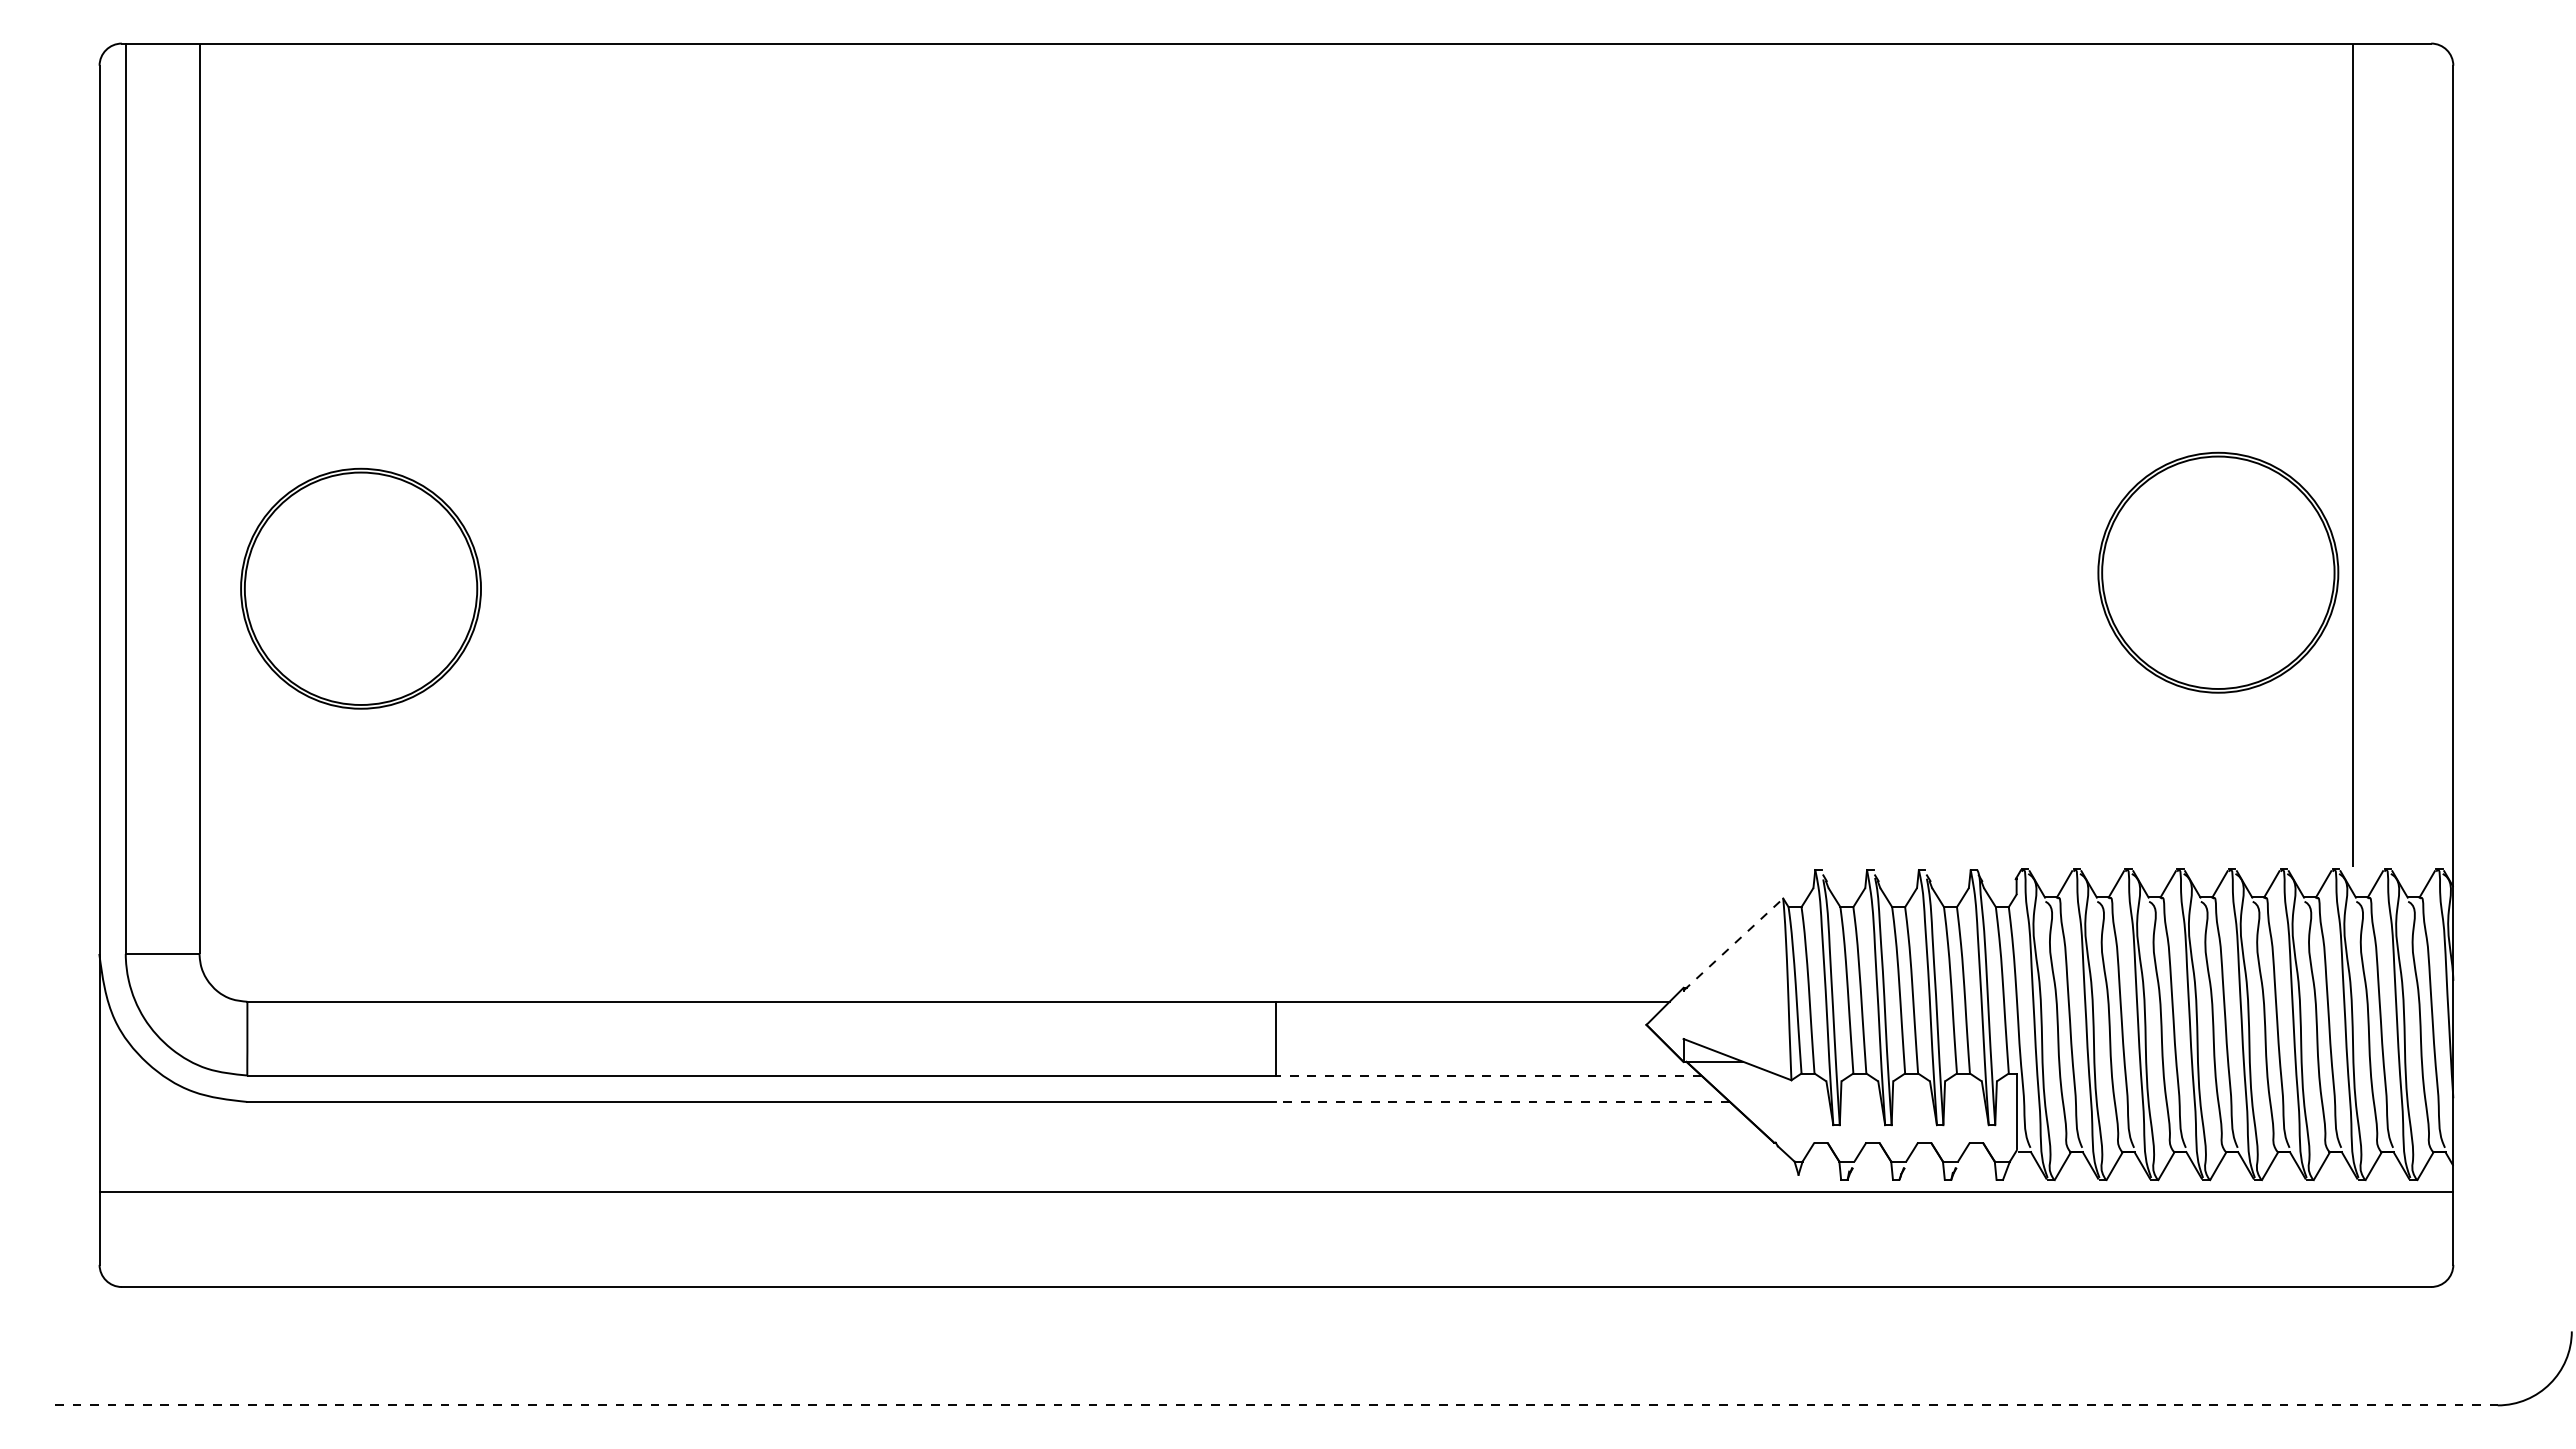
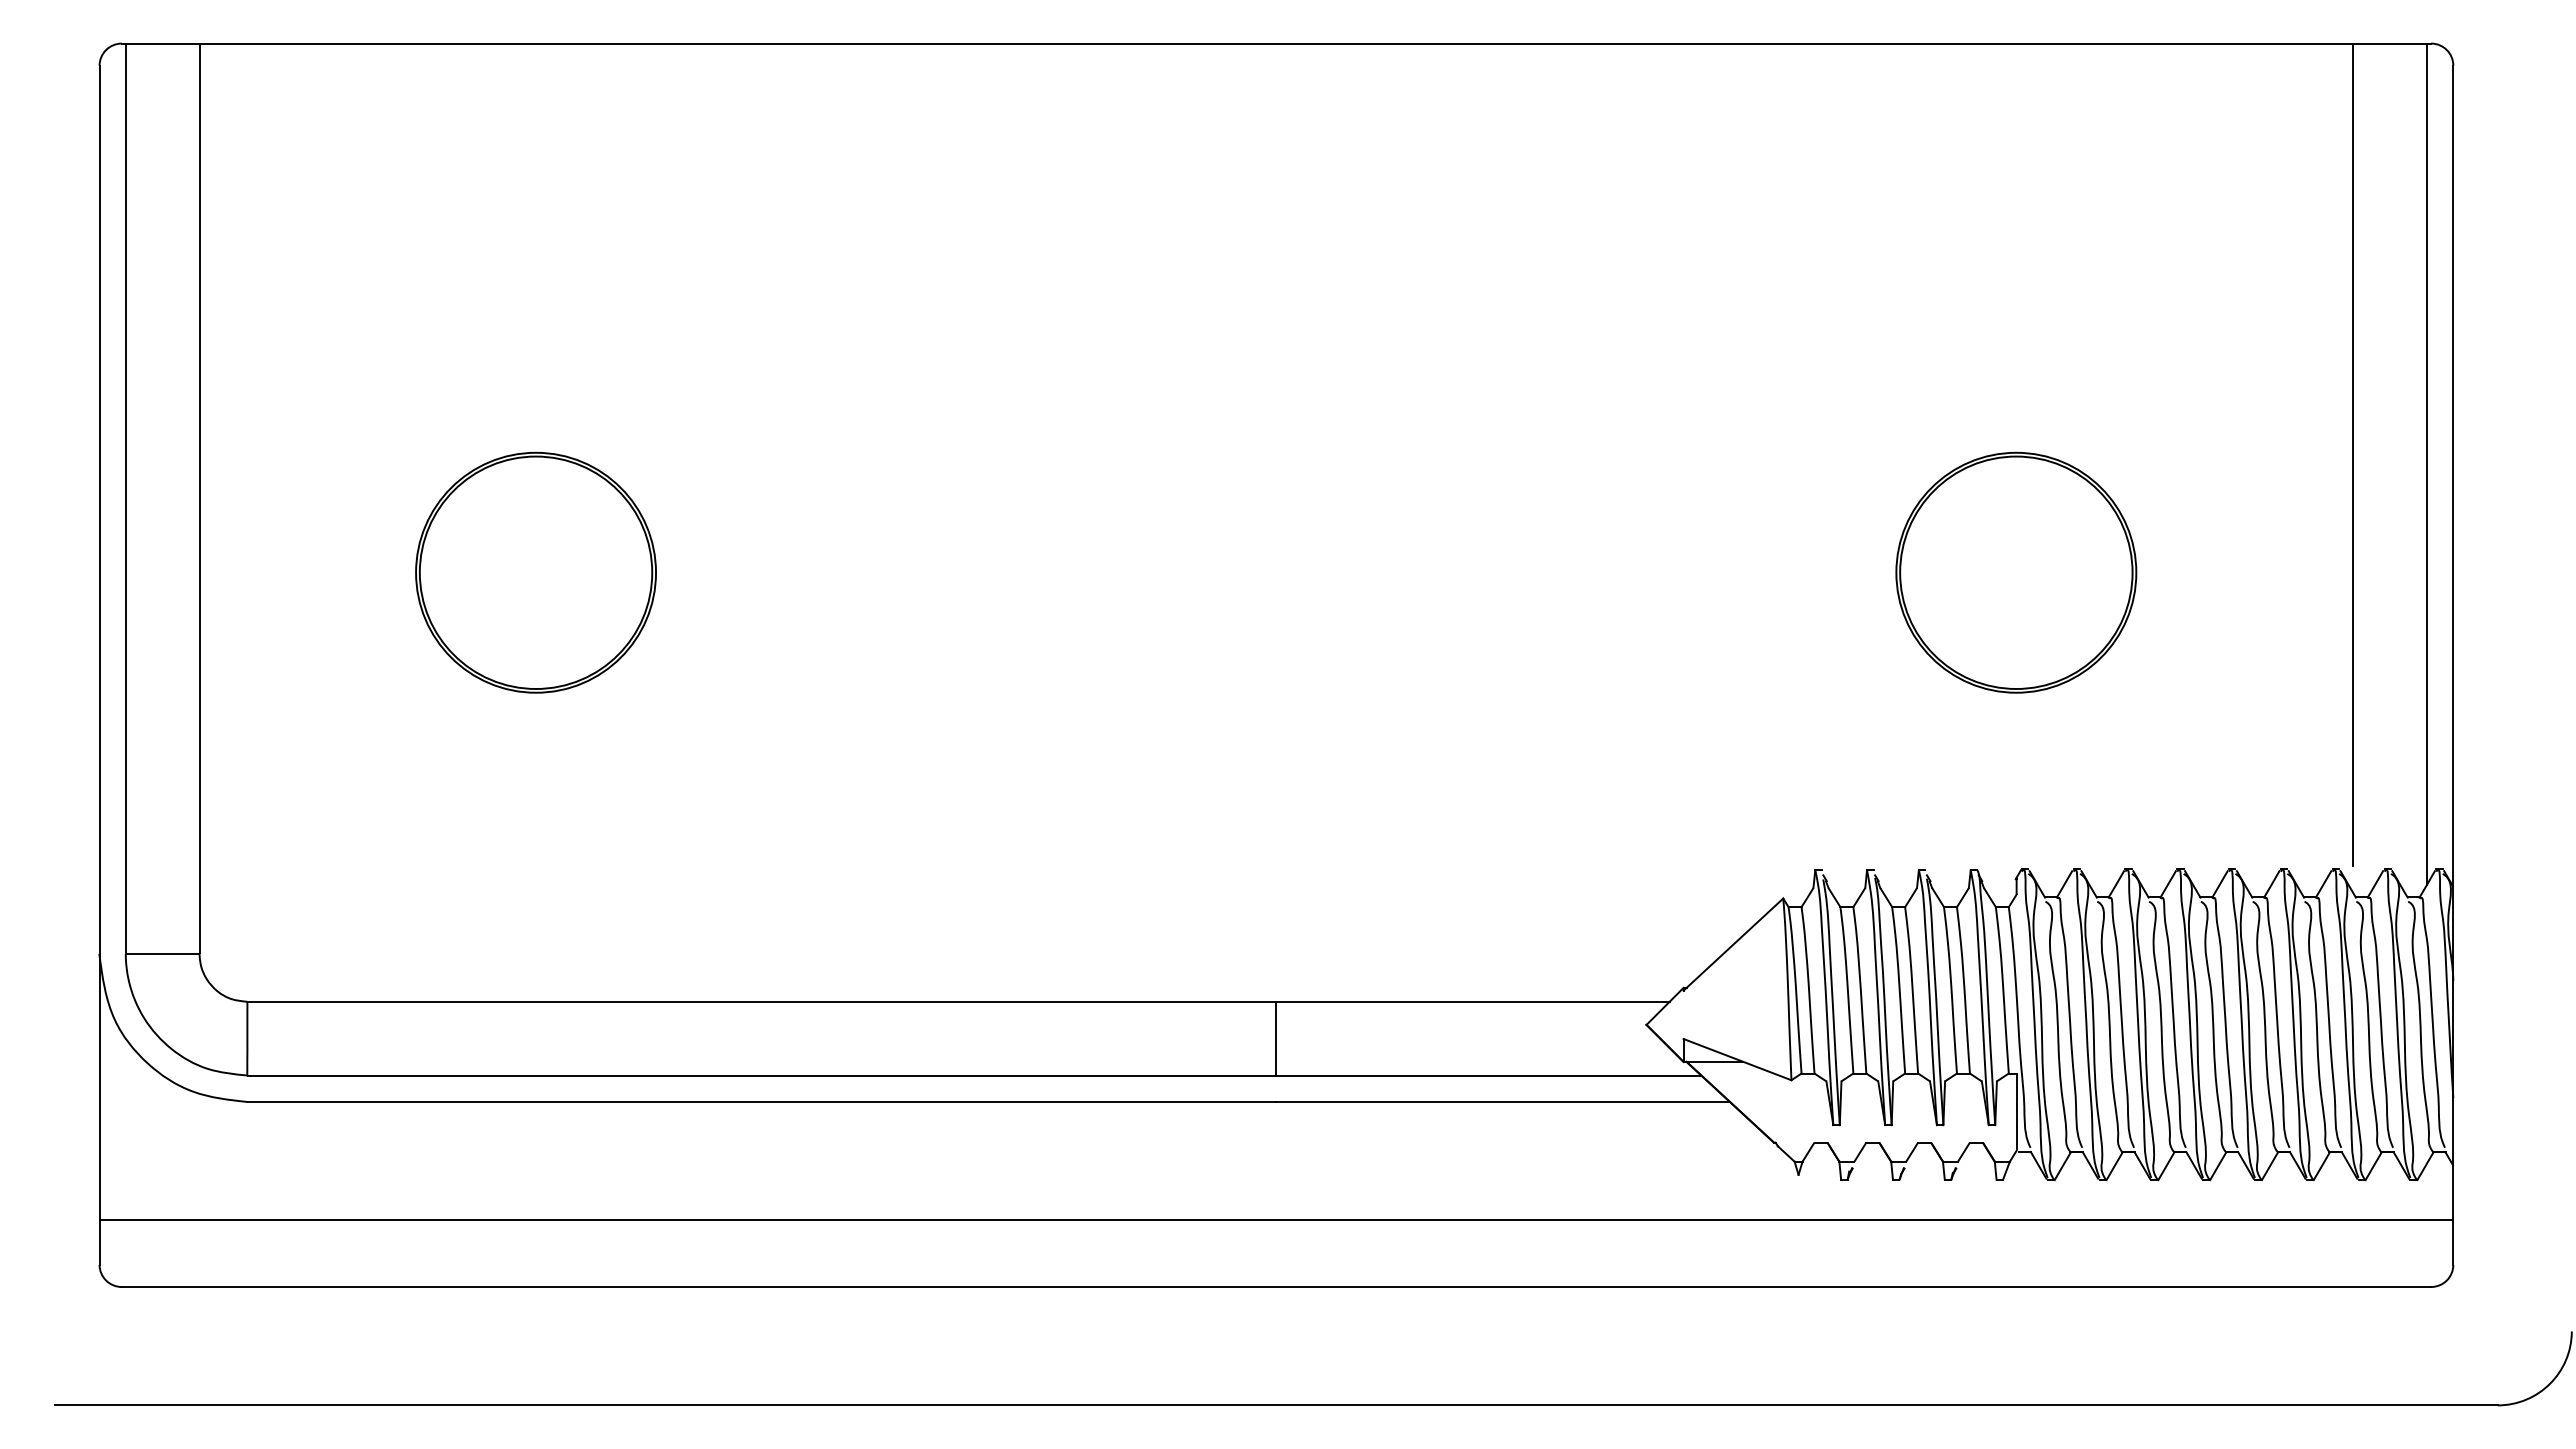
line: none -> present (2426, 464)
part position: (2218, 572) -> (2016, 572) (2016, 572)
part position: (360, 588) -> (535, 572) (535, 572)
line: dashed -> solid (1733, 944)
line: dashed -> solid (1488, 1075)
line: dashed -> solid (1503, 1101)
line position: (1276, 1192) -> (1276, 1220) (1276, 1220)
line: dashed -> solid (1276, 1405)
